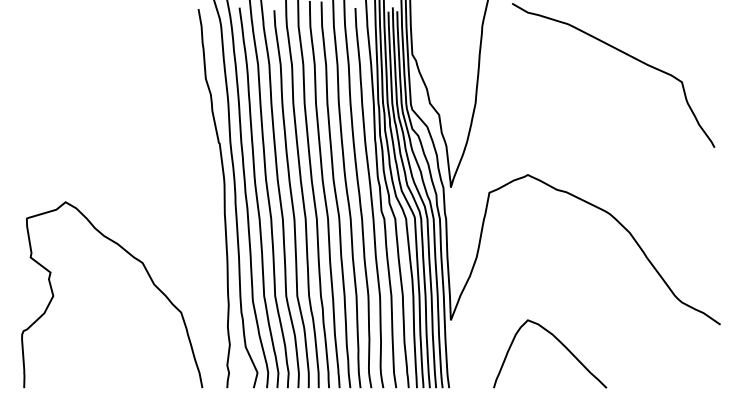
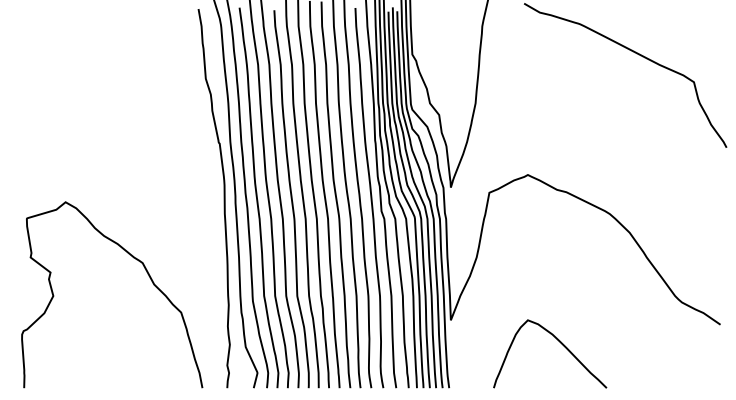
curve position: (626, 55) -> (638, 55) (638, 55)
